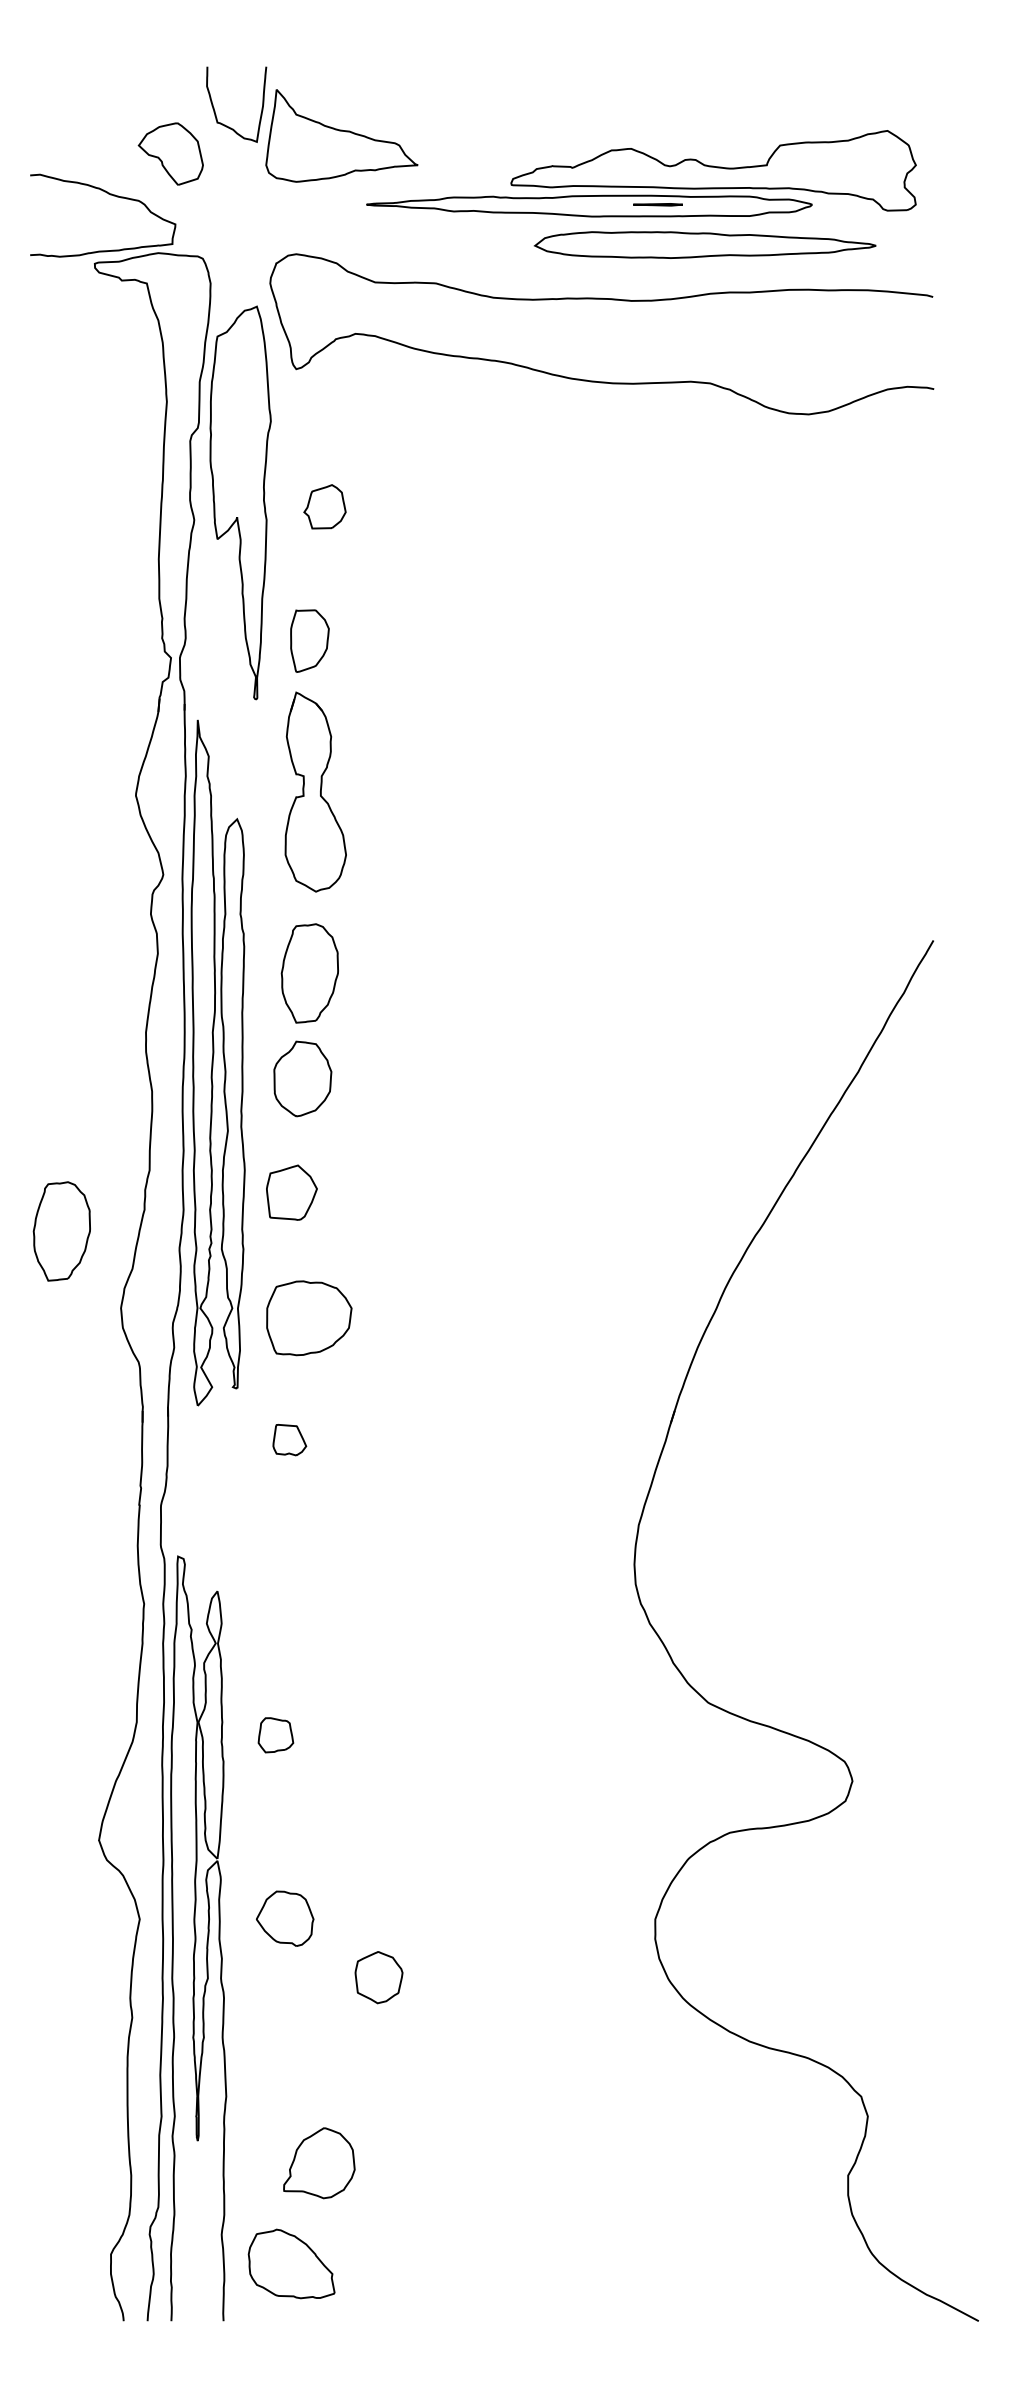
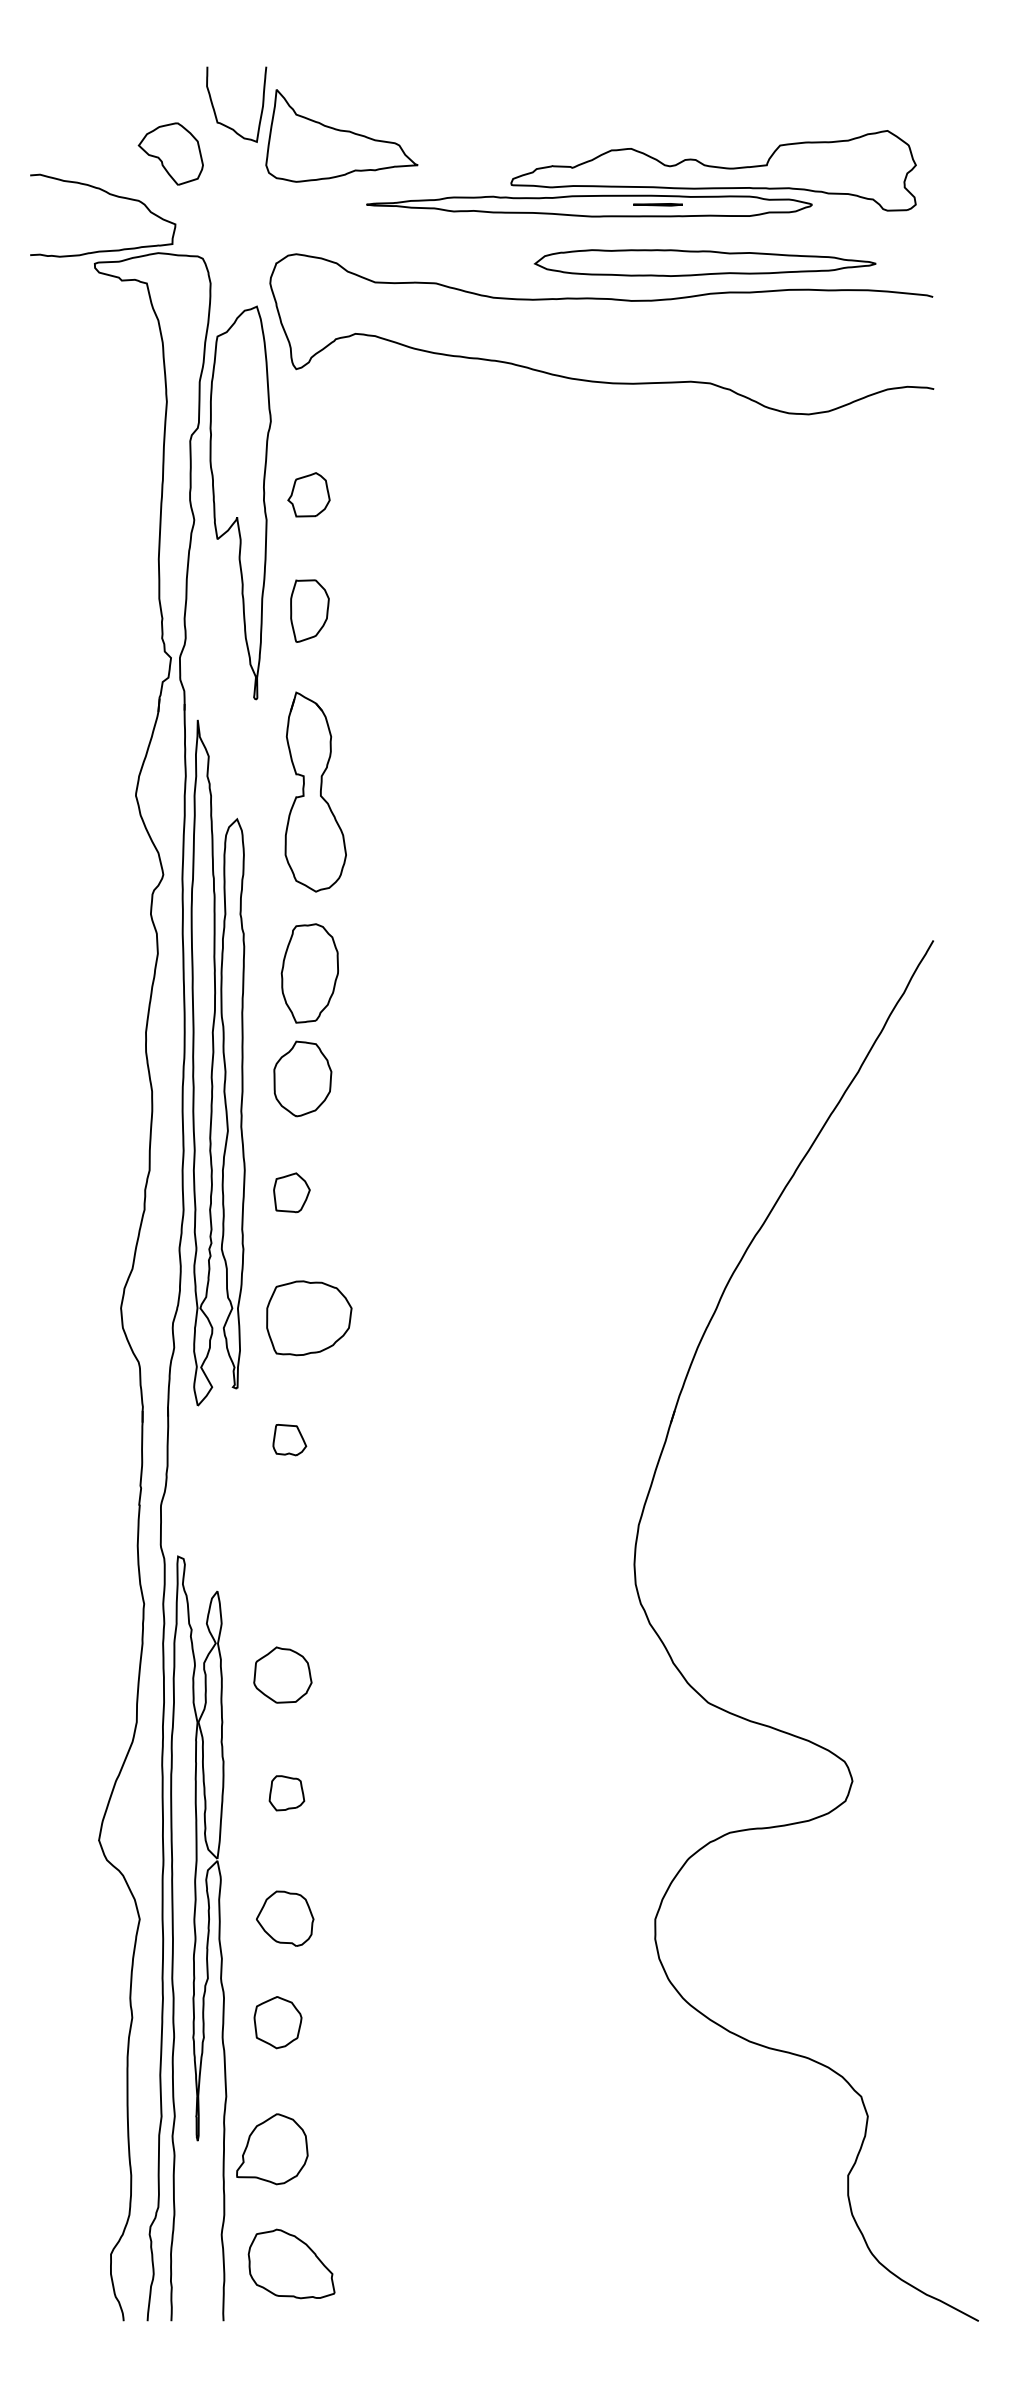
part position: (704, 244) -> (704, 262) (704, 262)
part position: (324, 506) -> (308, 494) (308, 494)
part position: (309, 640) -> (309, 610) (309, 610)
part size: 52x57 px -> 38x42 px (291, 1192)
part: present -> none (61, 1231)
part: none -> present (282, 1674)
part position: (275, 1735) -> (286, 1793) (286, 1793)
part position: (378, 1977) -> (277, 2022) (277, 2022)
part position: (319, 2163) -> (272, 2149) (272, 2149)
